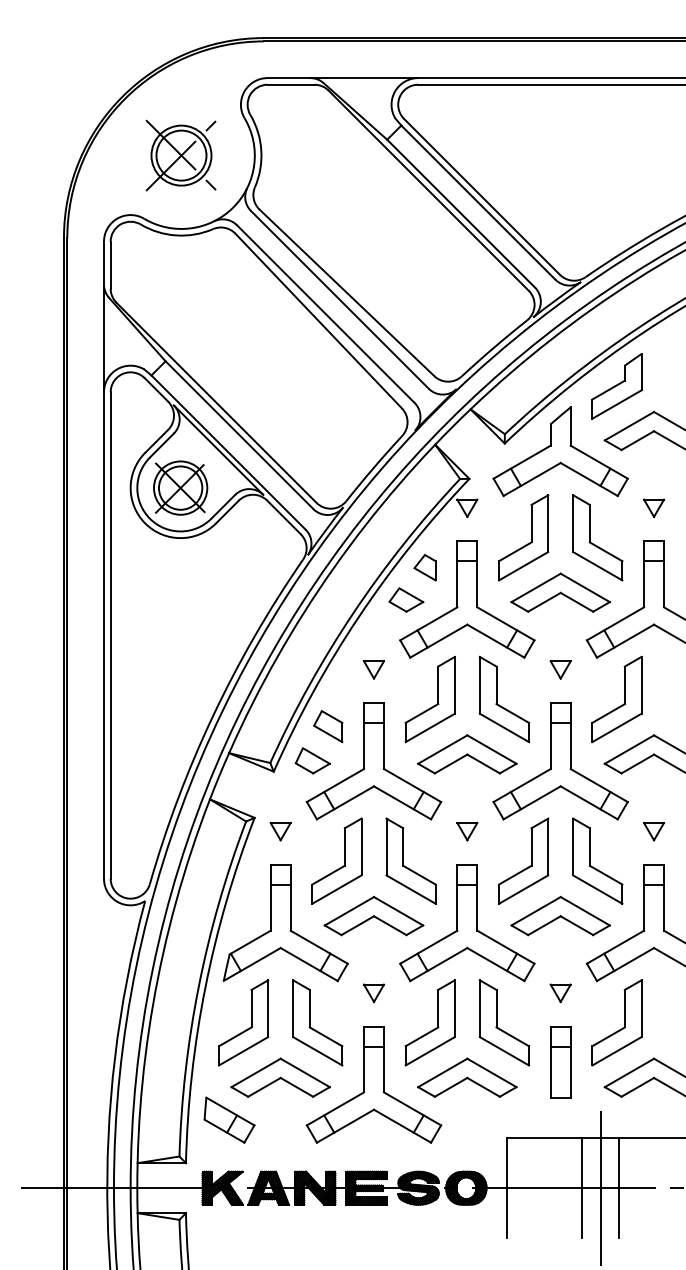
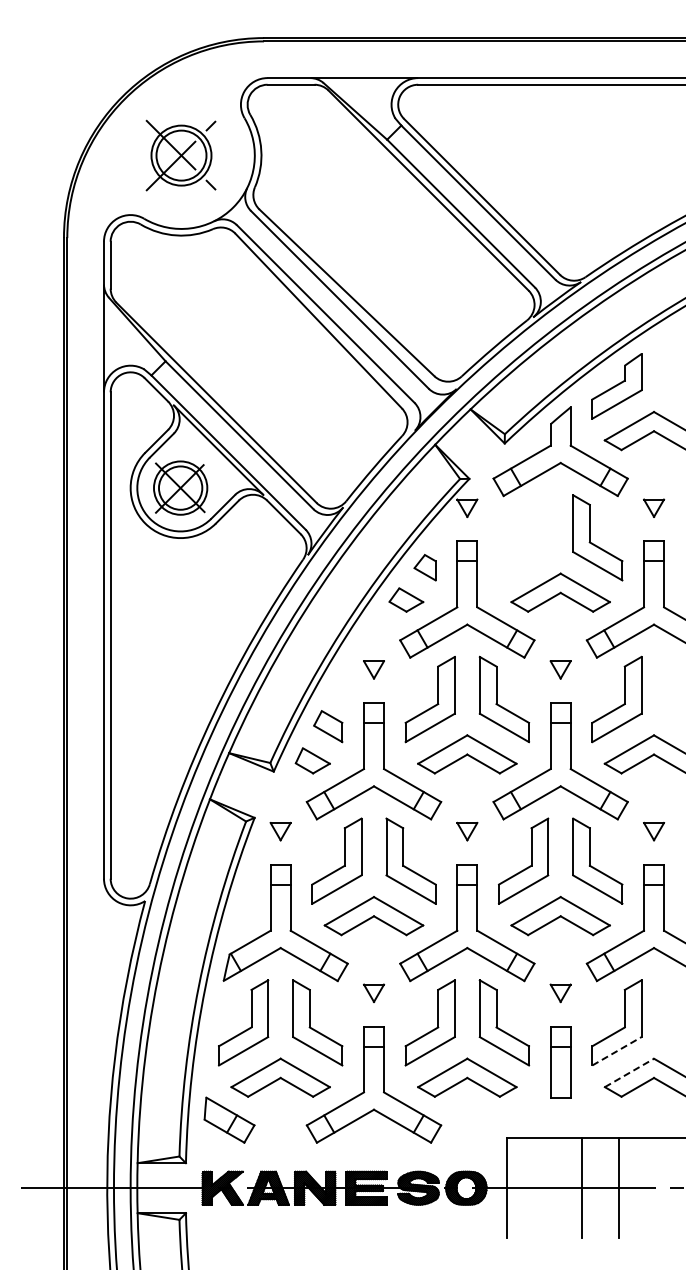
part: present -> none (527, 543)
line: solid -> dashed (617, 1051)
line: solid -> dashed (629, 1072)
line: present -> none (600, 1187)
